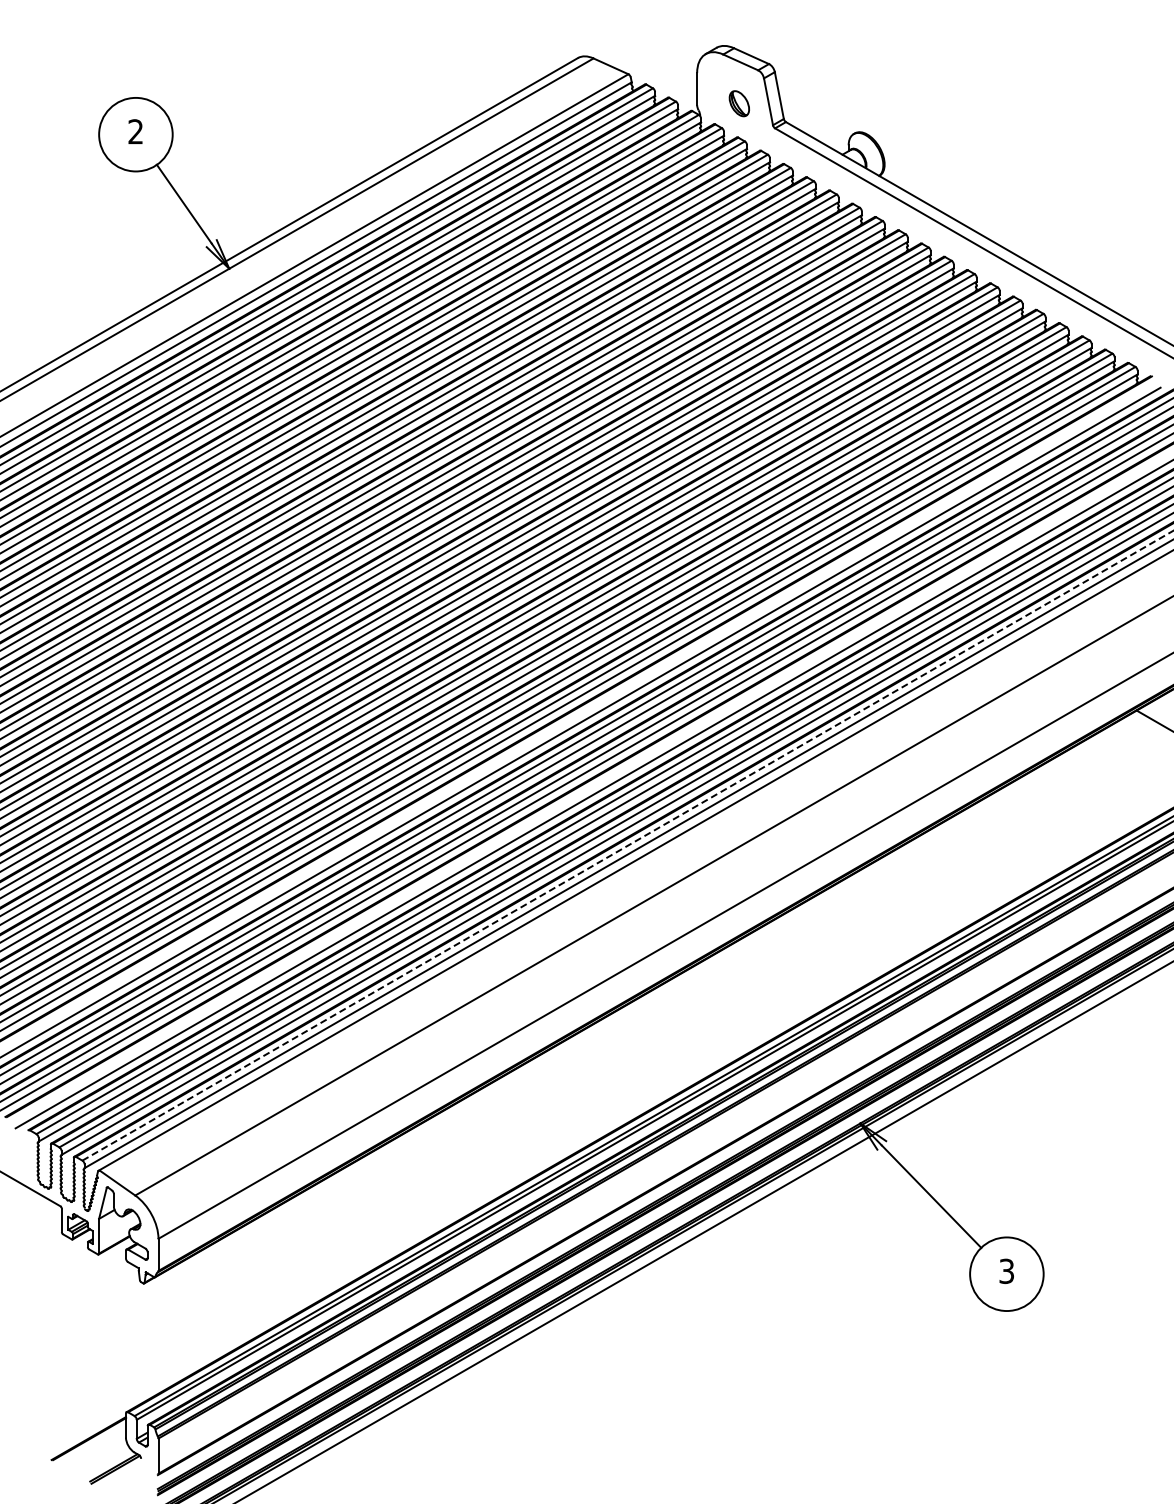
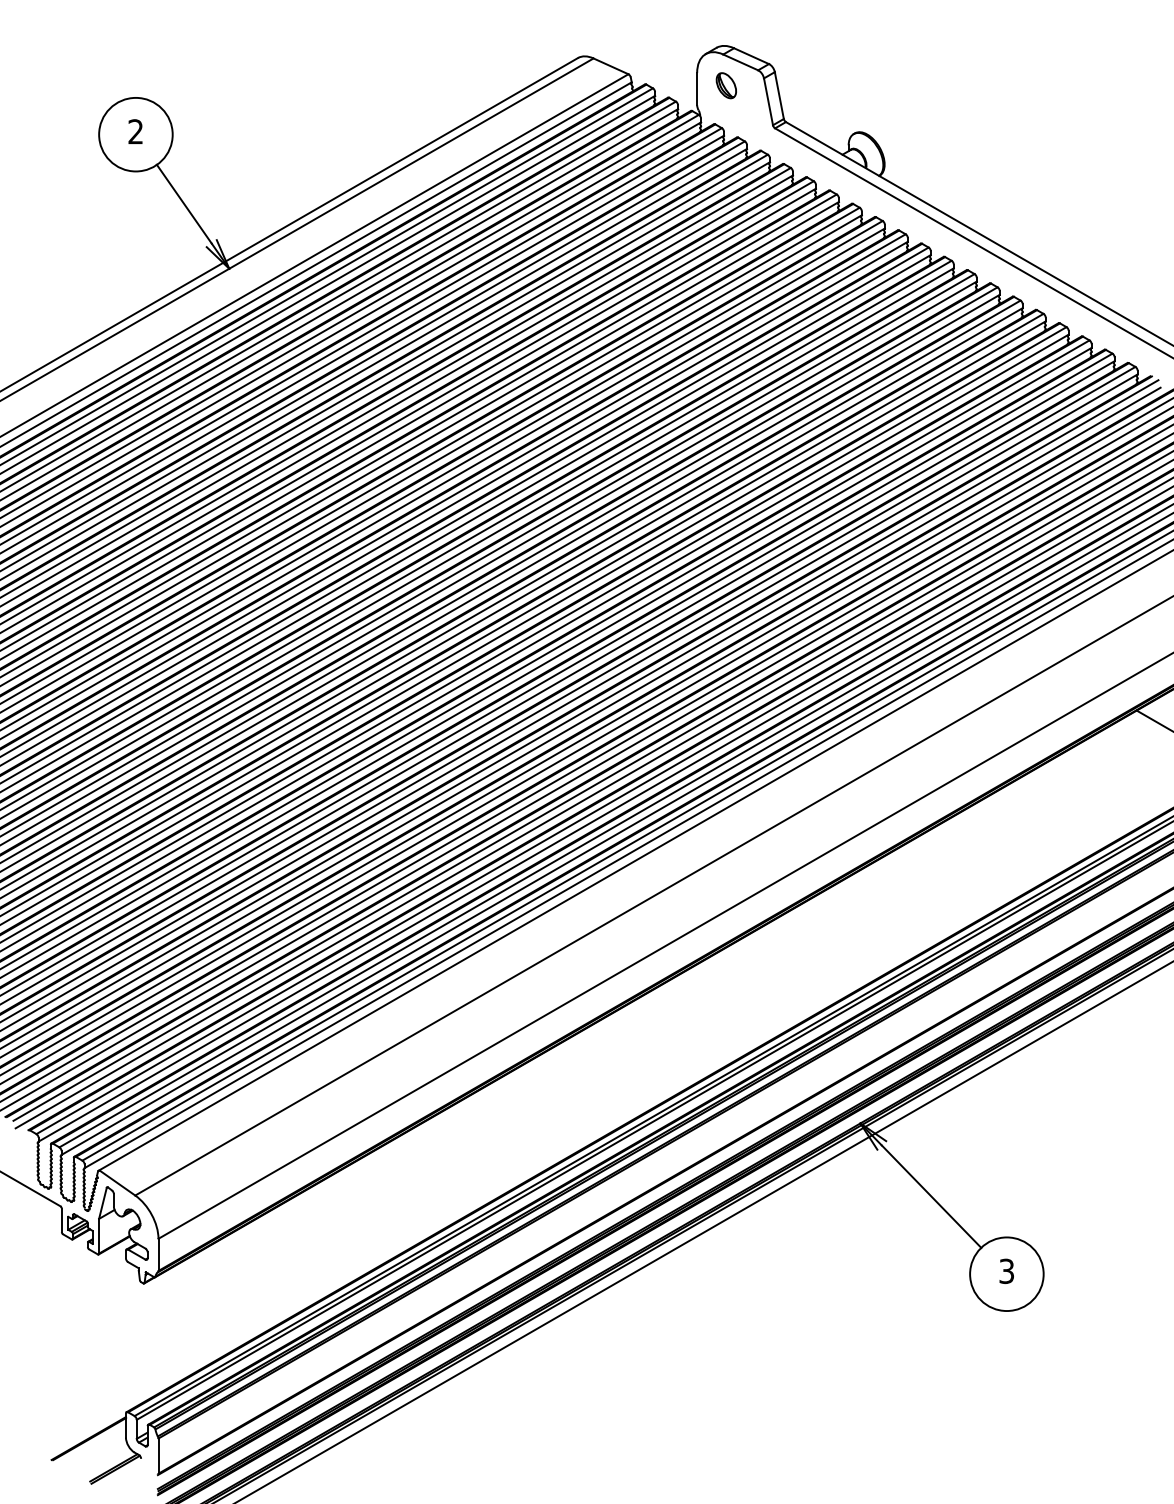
part position: (738, 103) -> (725, 85) (725, 85)
line: none -> present (580, 713)
line: none -> present (591, 786)
line: dashed -> solid (627, 845)
